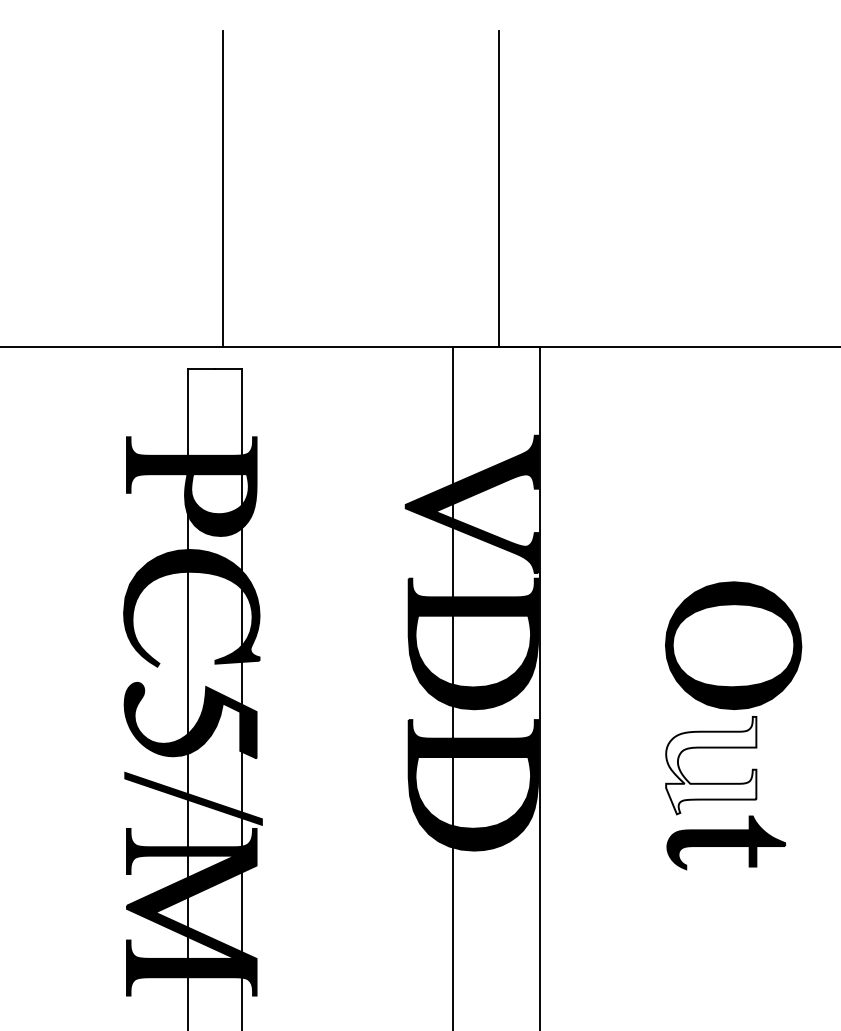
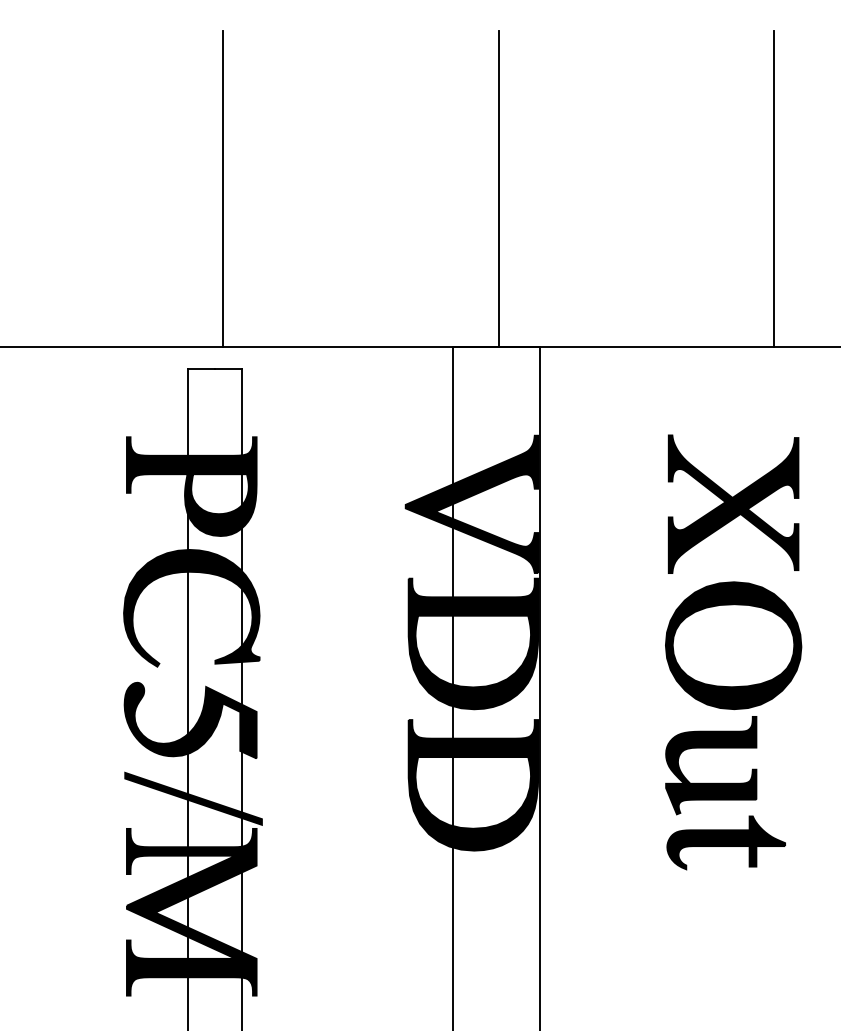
line: none -> present (773, 188)
part: none -> present (733, 503)
fill: none -> present (711, 765)
